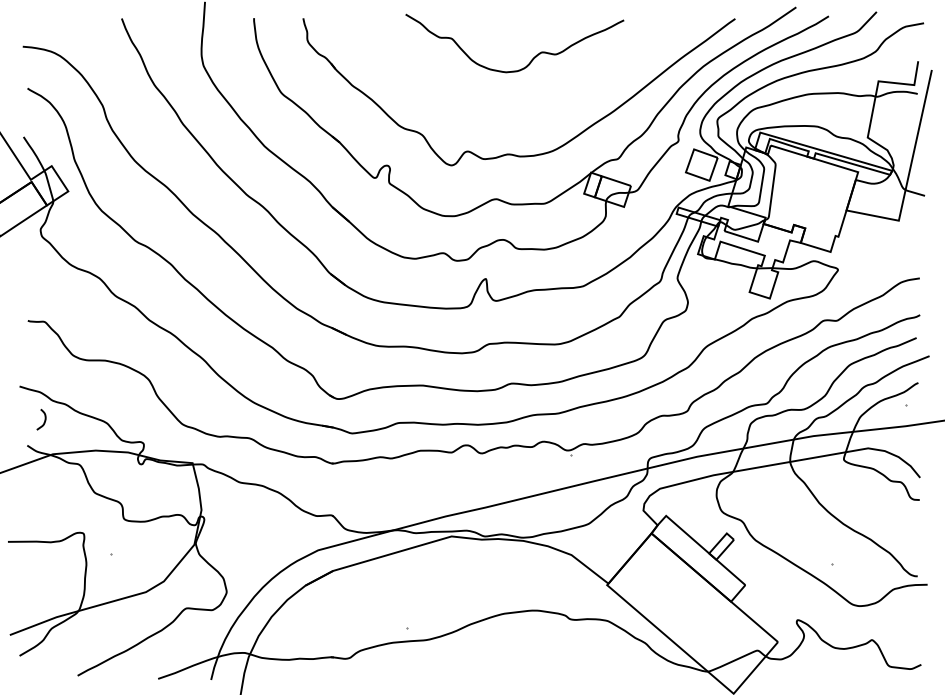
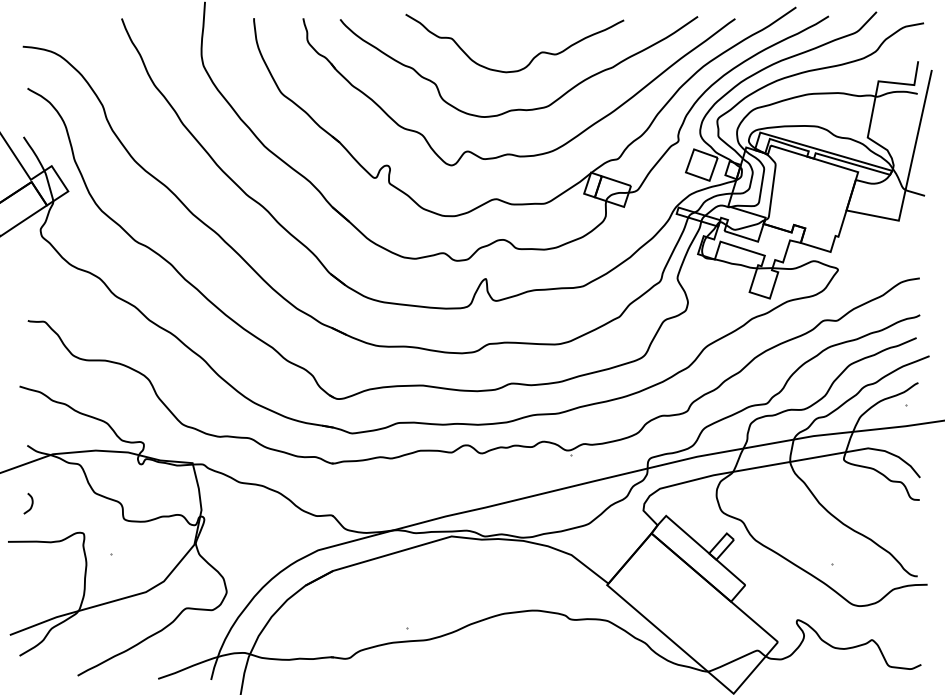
curve: none -> present (518, 108)
curve position: (44, 419) -> (31, 503) (31, 503)
